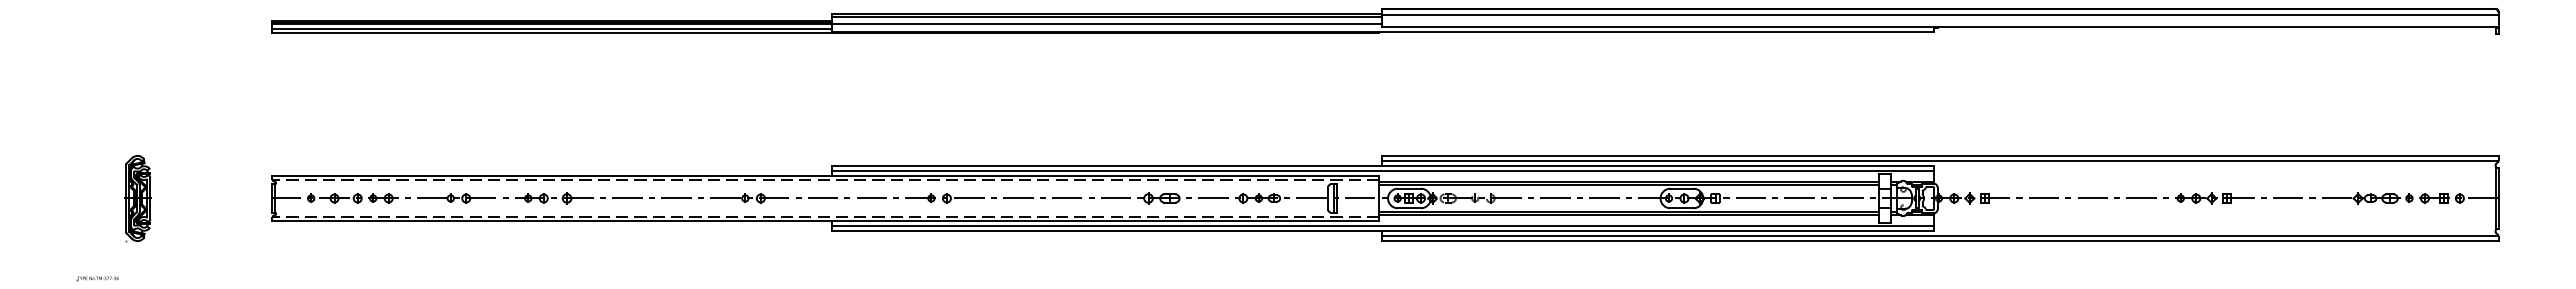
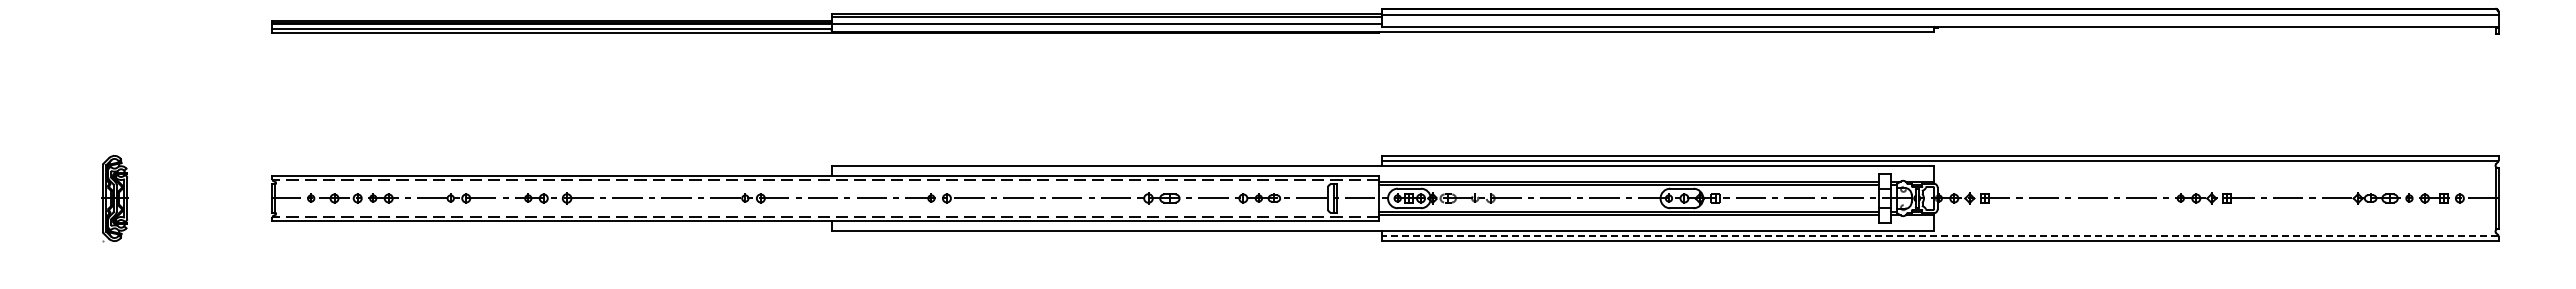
line: present -> none (1382, 170)
part position: (137, 198) -> (114, 198) (114, 198)
line: present -> none (1382, 226)
line: solid -> dashed (1939, 235)
part: present -> none (97, 278)
